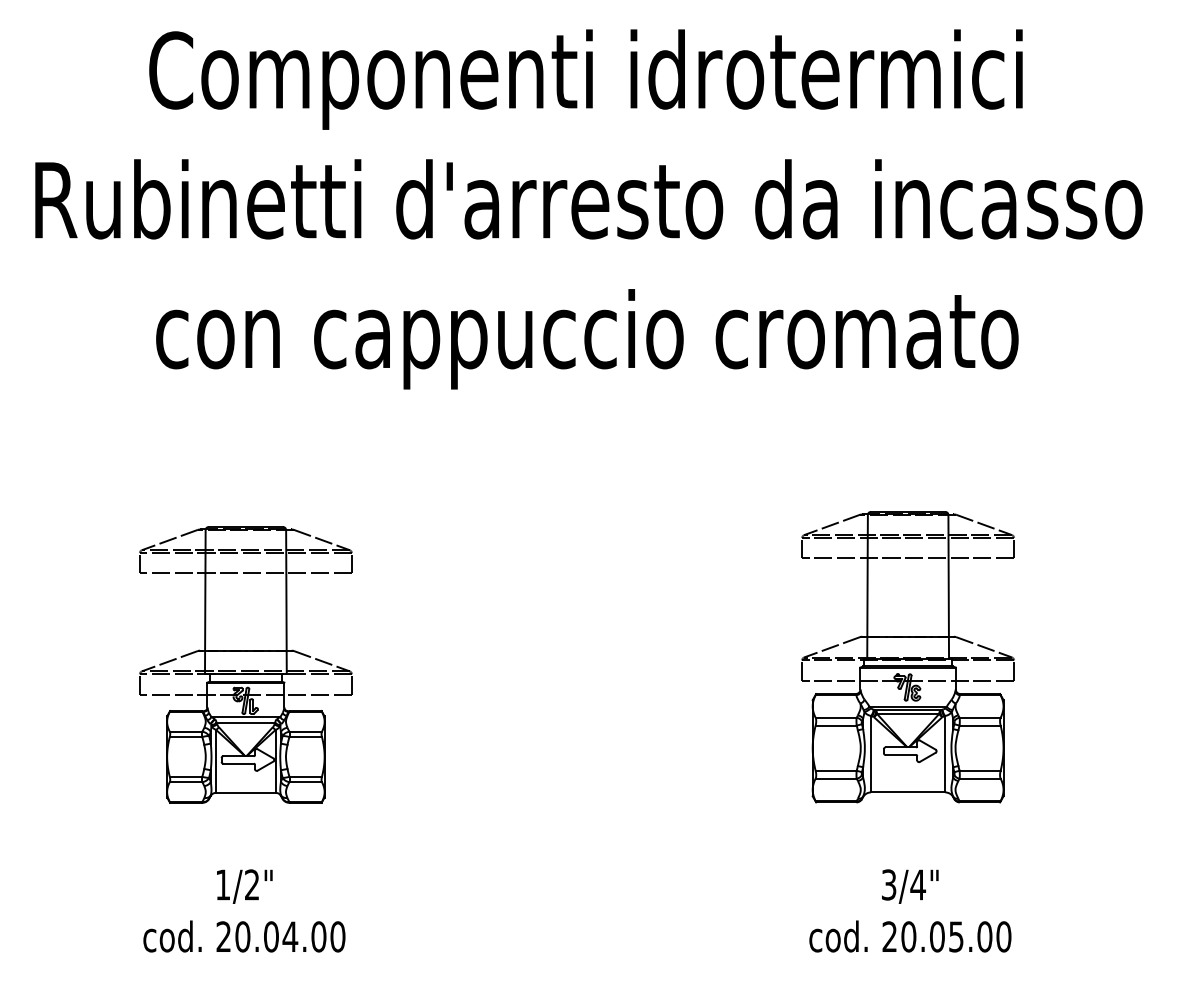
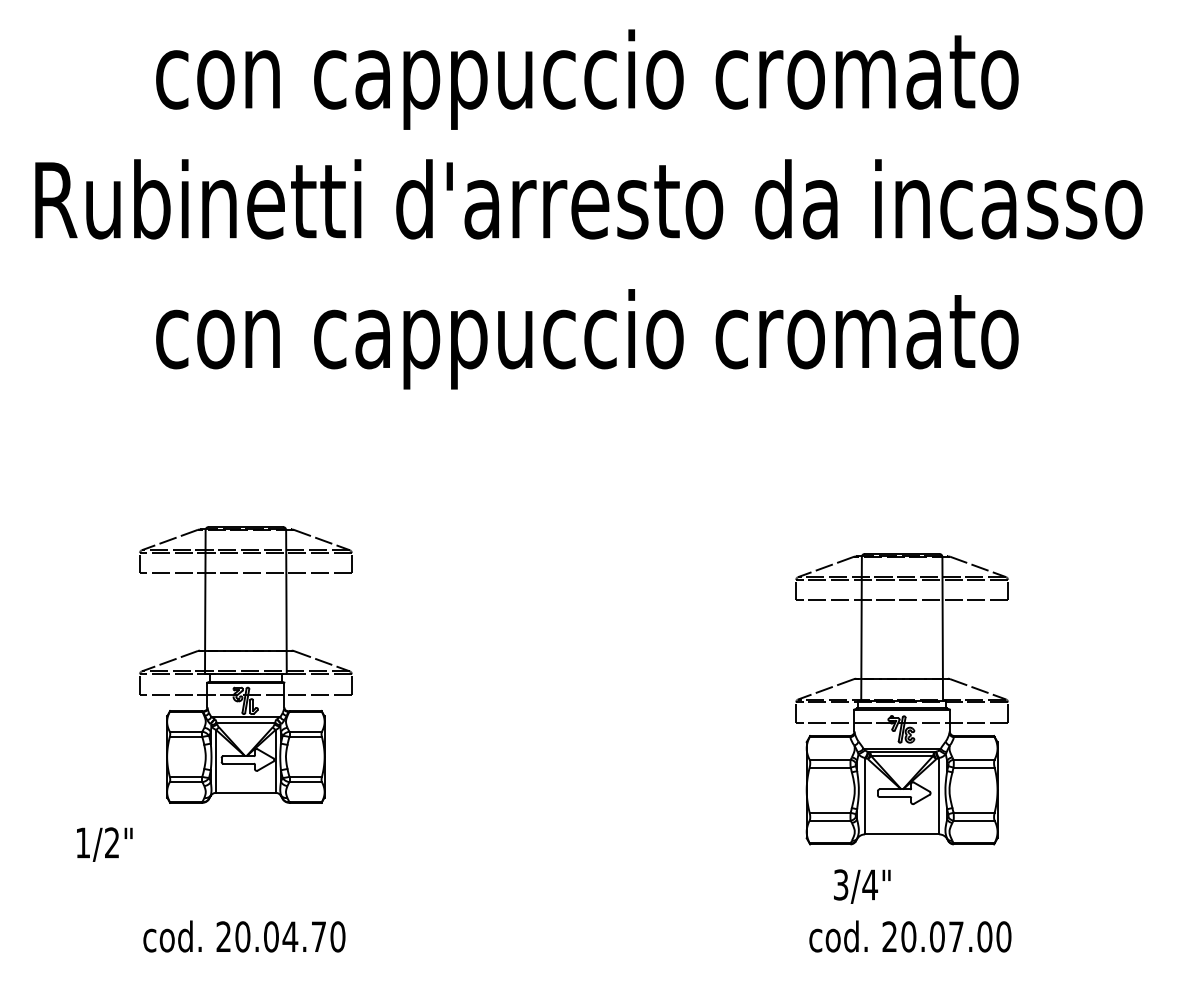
text: Componenti idrotermici -> con cappuccio cromato (585, 79)
part position: (907, 657) -> (901, 699) (901, 699)
text position: (244, 886) -> (104, 844) (104, 844)
text position: (910, 886) -> (862, 886) (862, 886)
text: 20.04.00 -> 20.04.70 (318, 936)
text: 20.05.00 -> 20.07.00 (956, 936)
